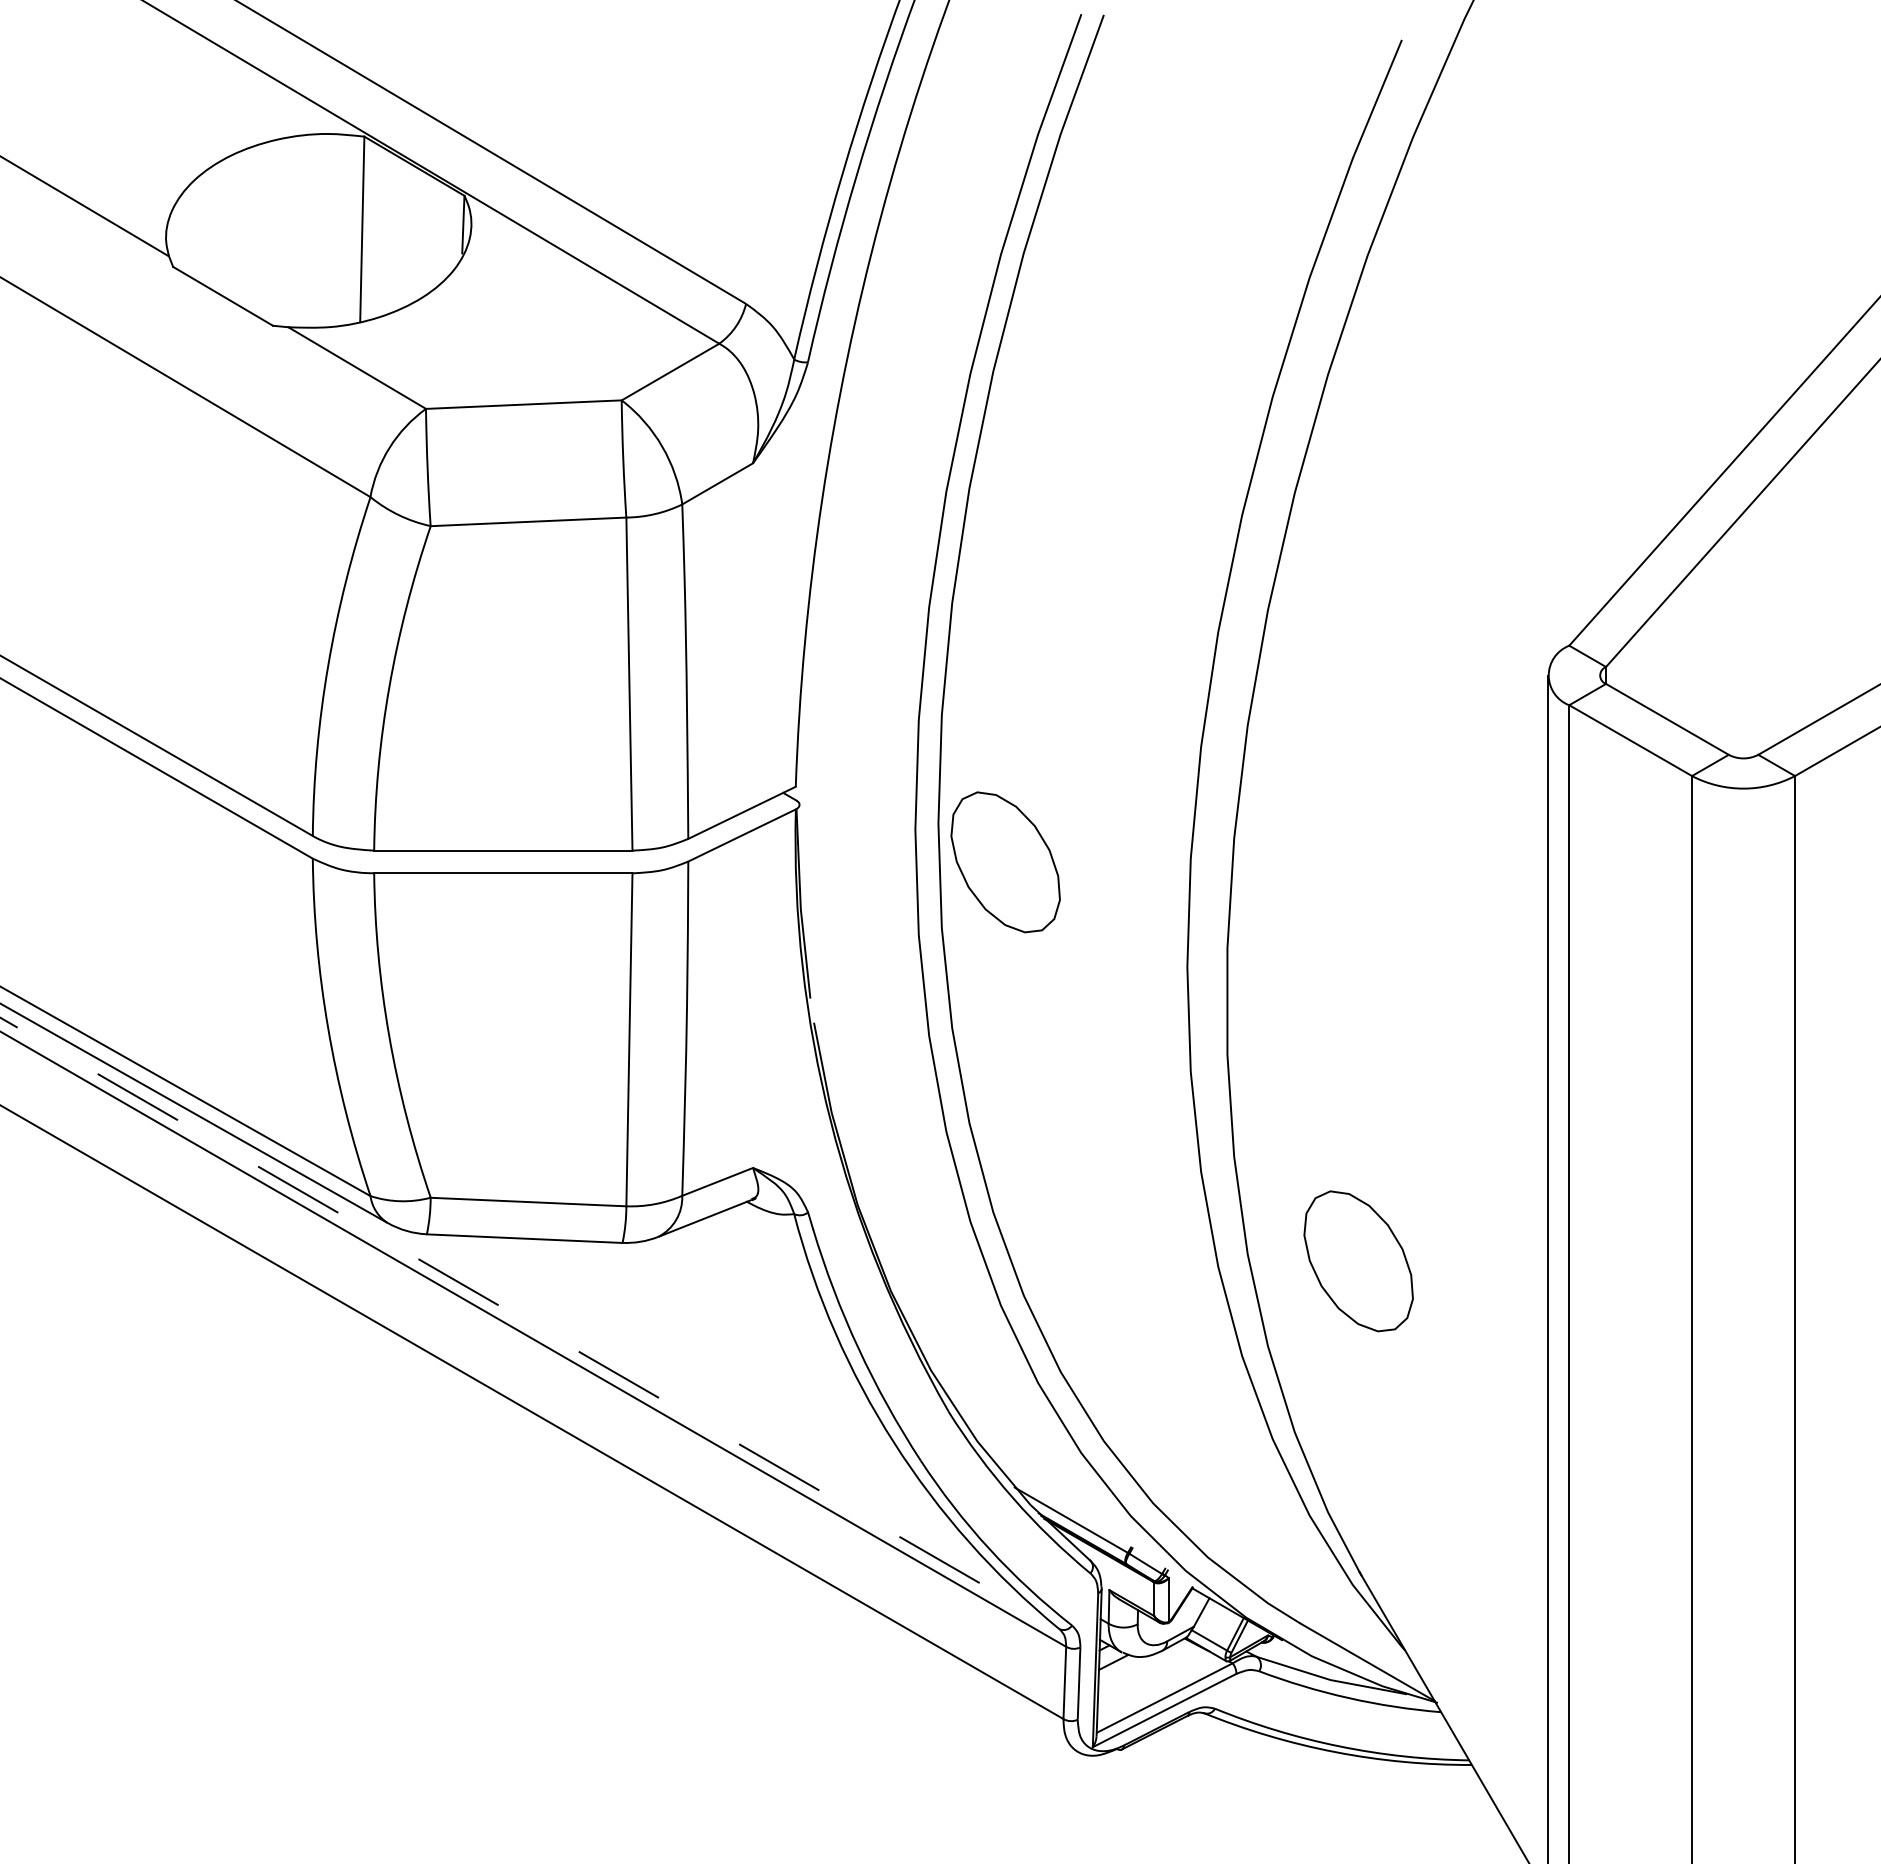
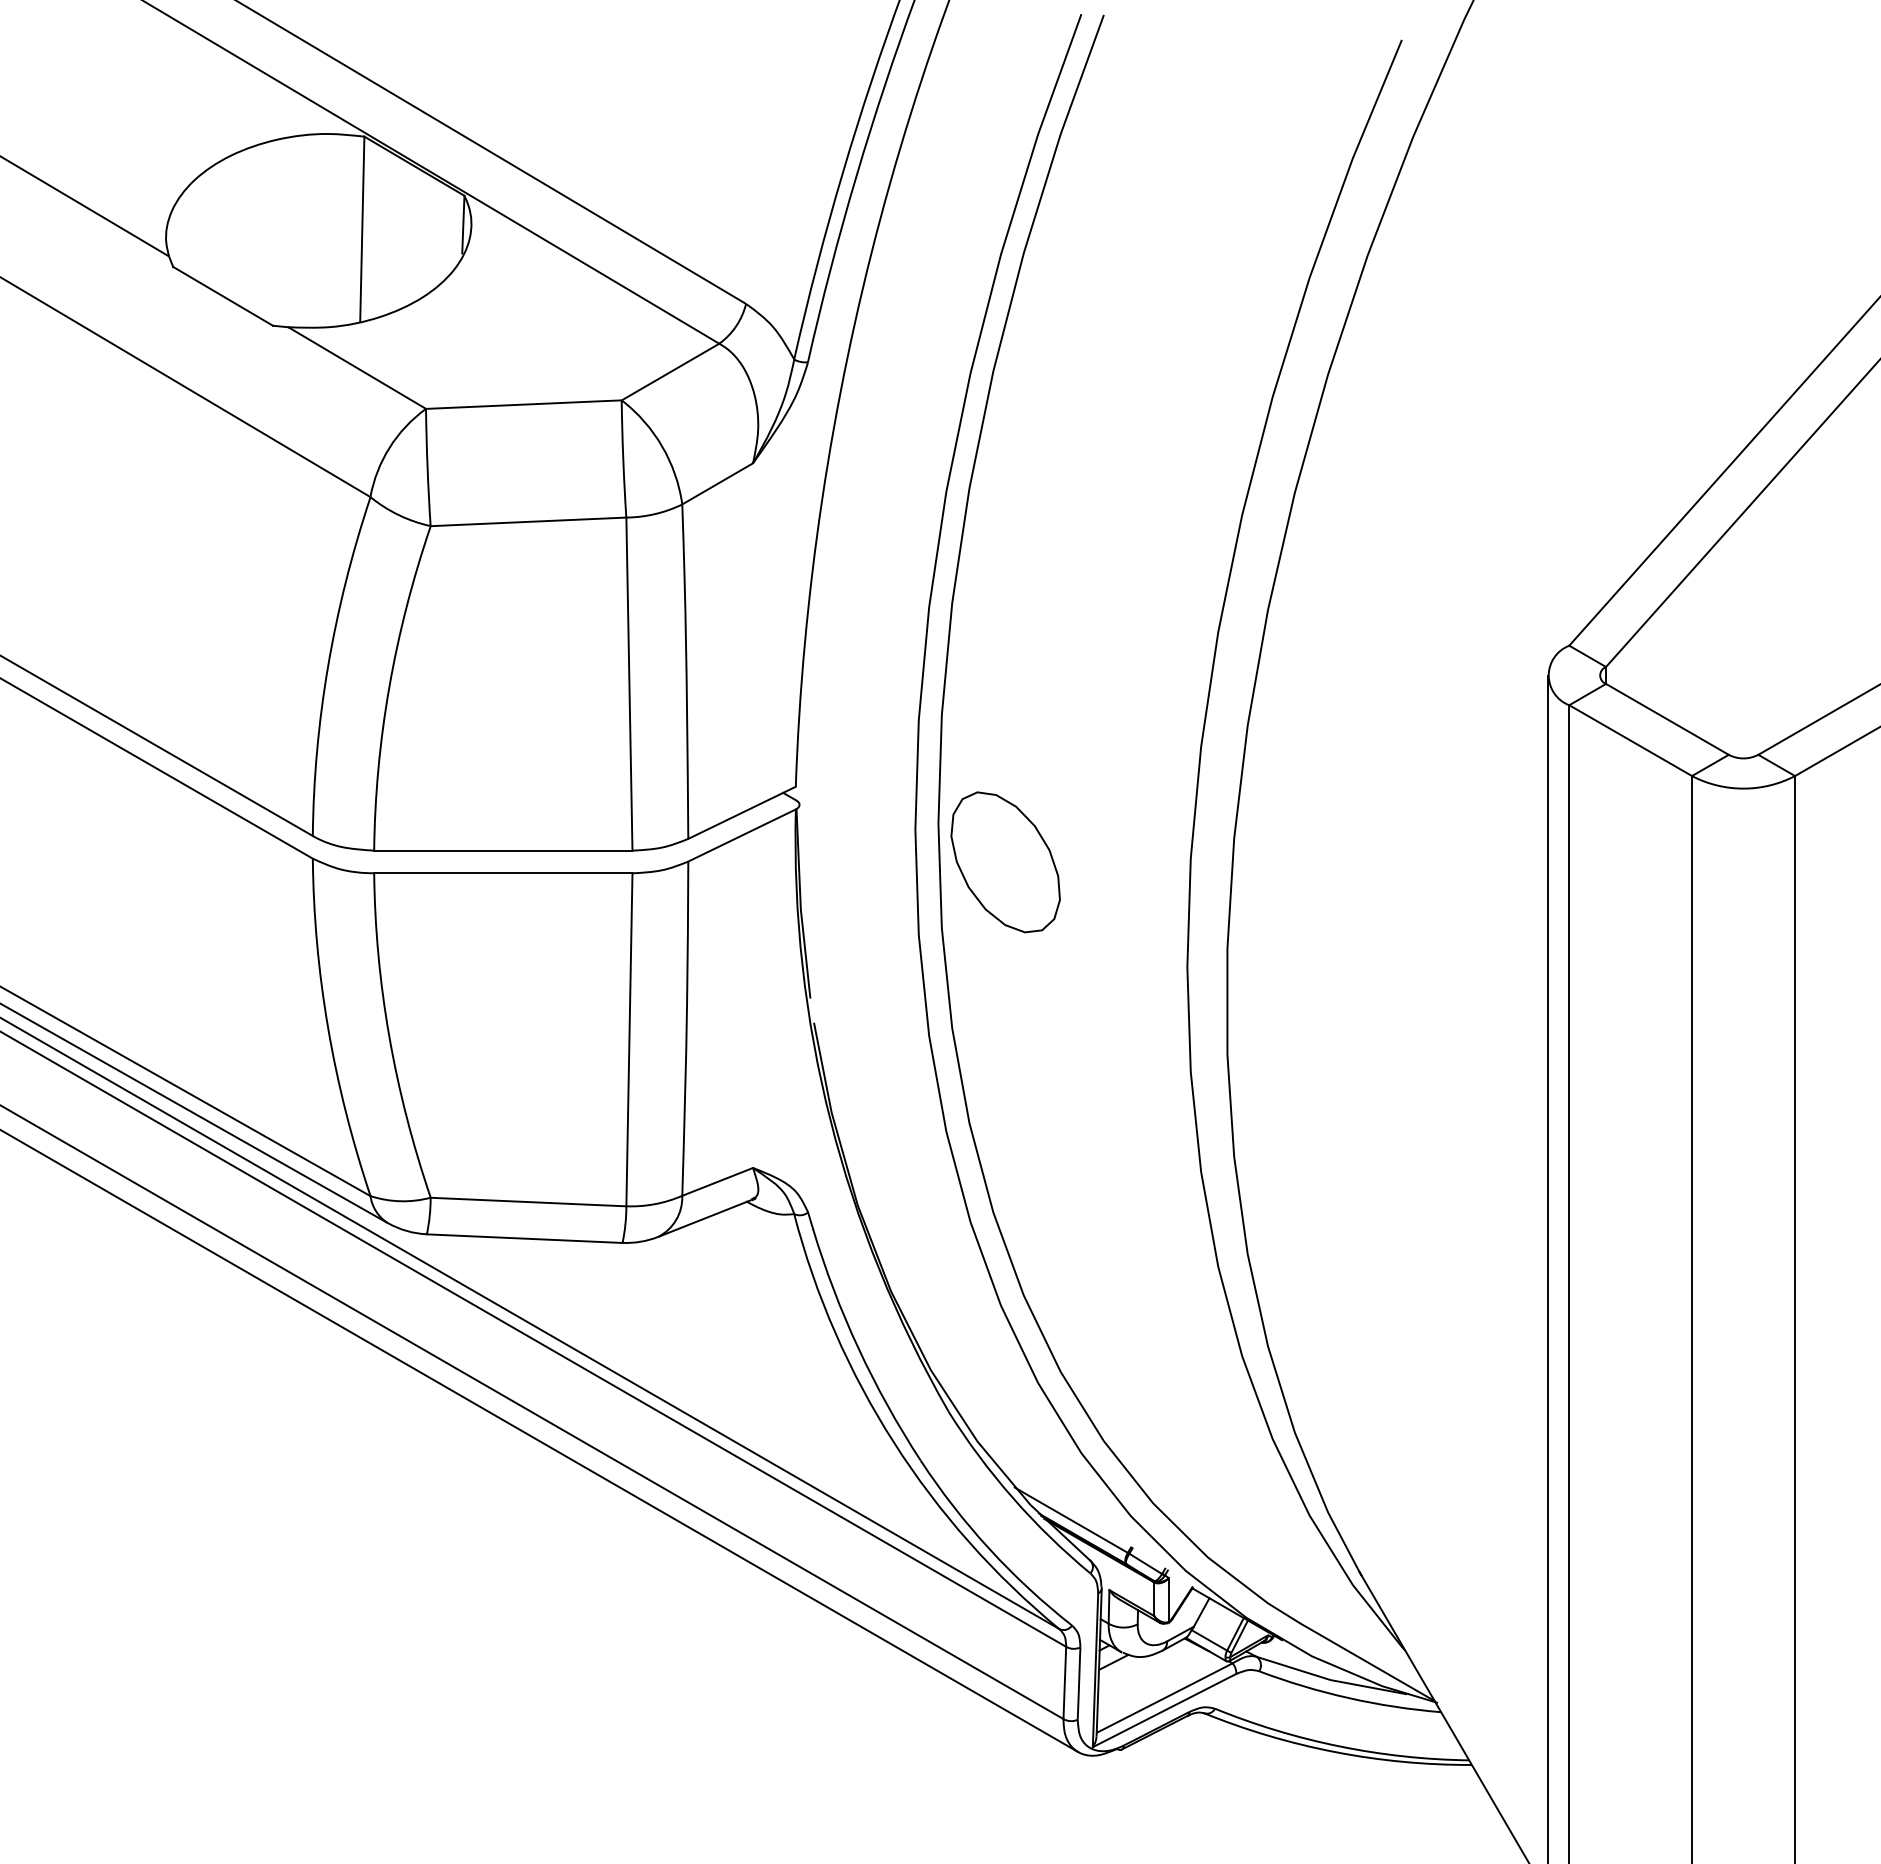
part: present -> none (1358, 1261)
line: dashed -> solid (530, 1323)
line: none -> present (540, 1441)
